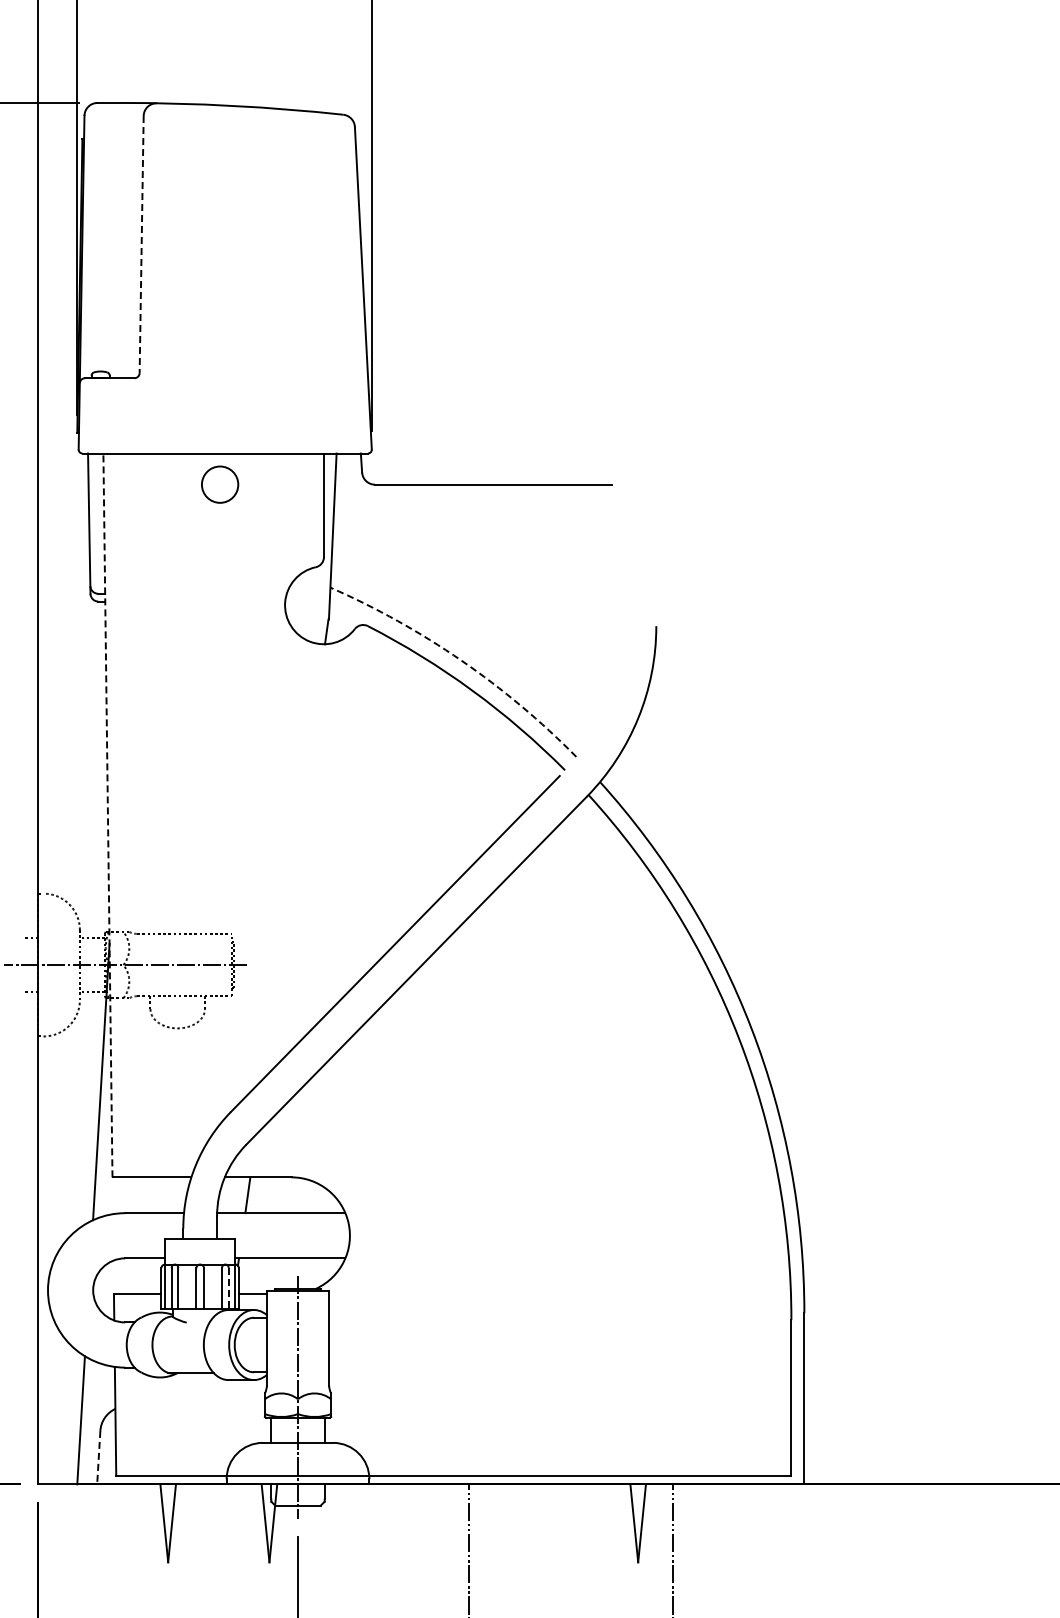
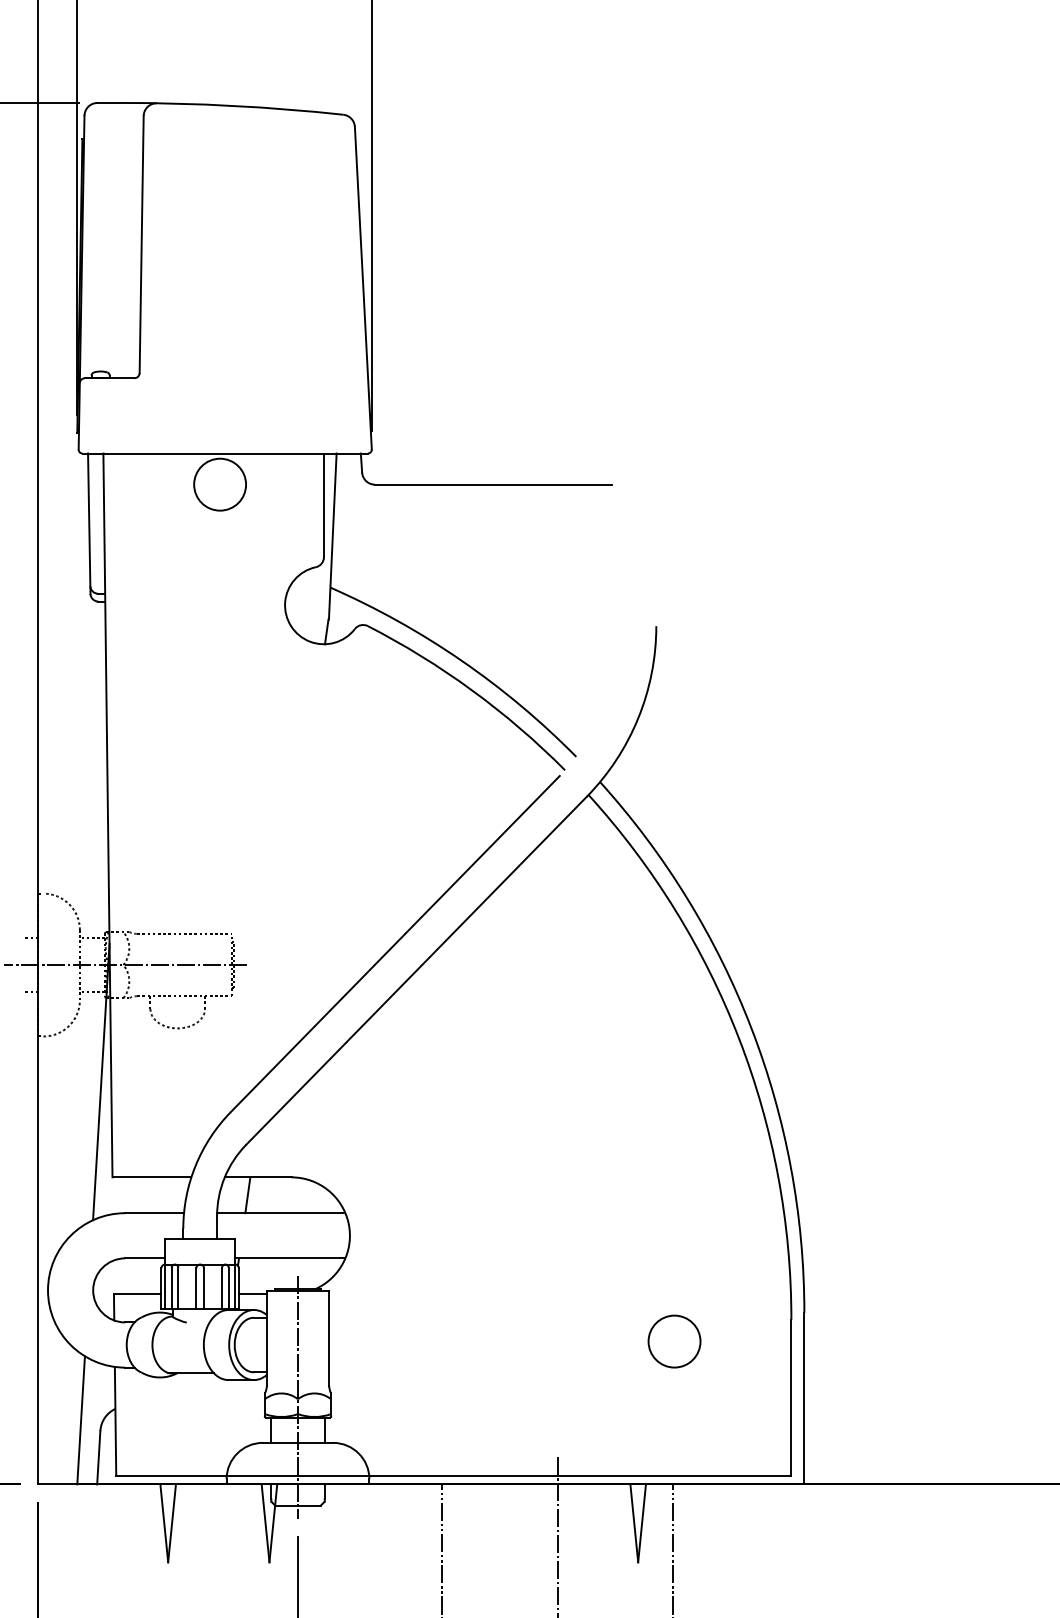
line: dashed -> solid (141, 244)
circle diameter: 36 px -> 52 px (220, 484)
arc: dashed -> solid (461, 660)
line: dashed -> solid (107, 815)
line: dashed -> solid (228, 1288)
circle: none -> present (674, 1341)
line: dashed -> solid (98, 1457)
line: none -> present (557, 1535)
line position: (469, 1549) -> (442, 1549) (442, 1549)
